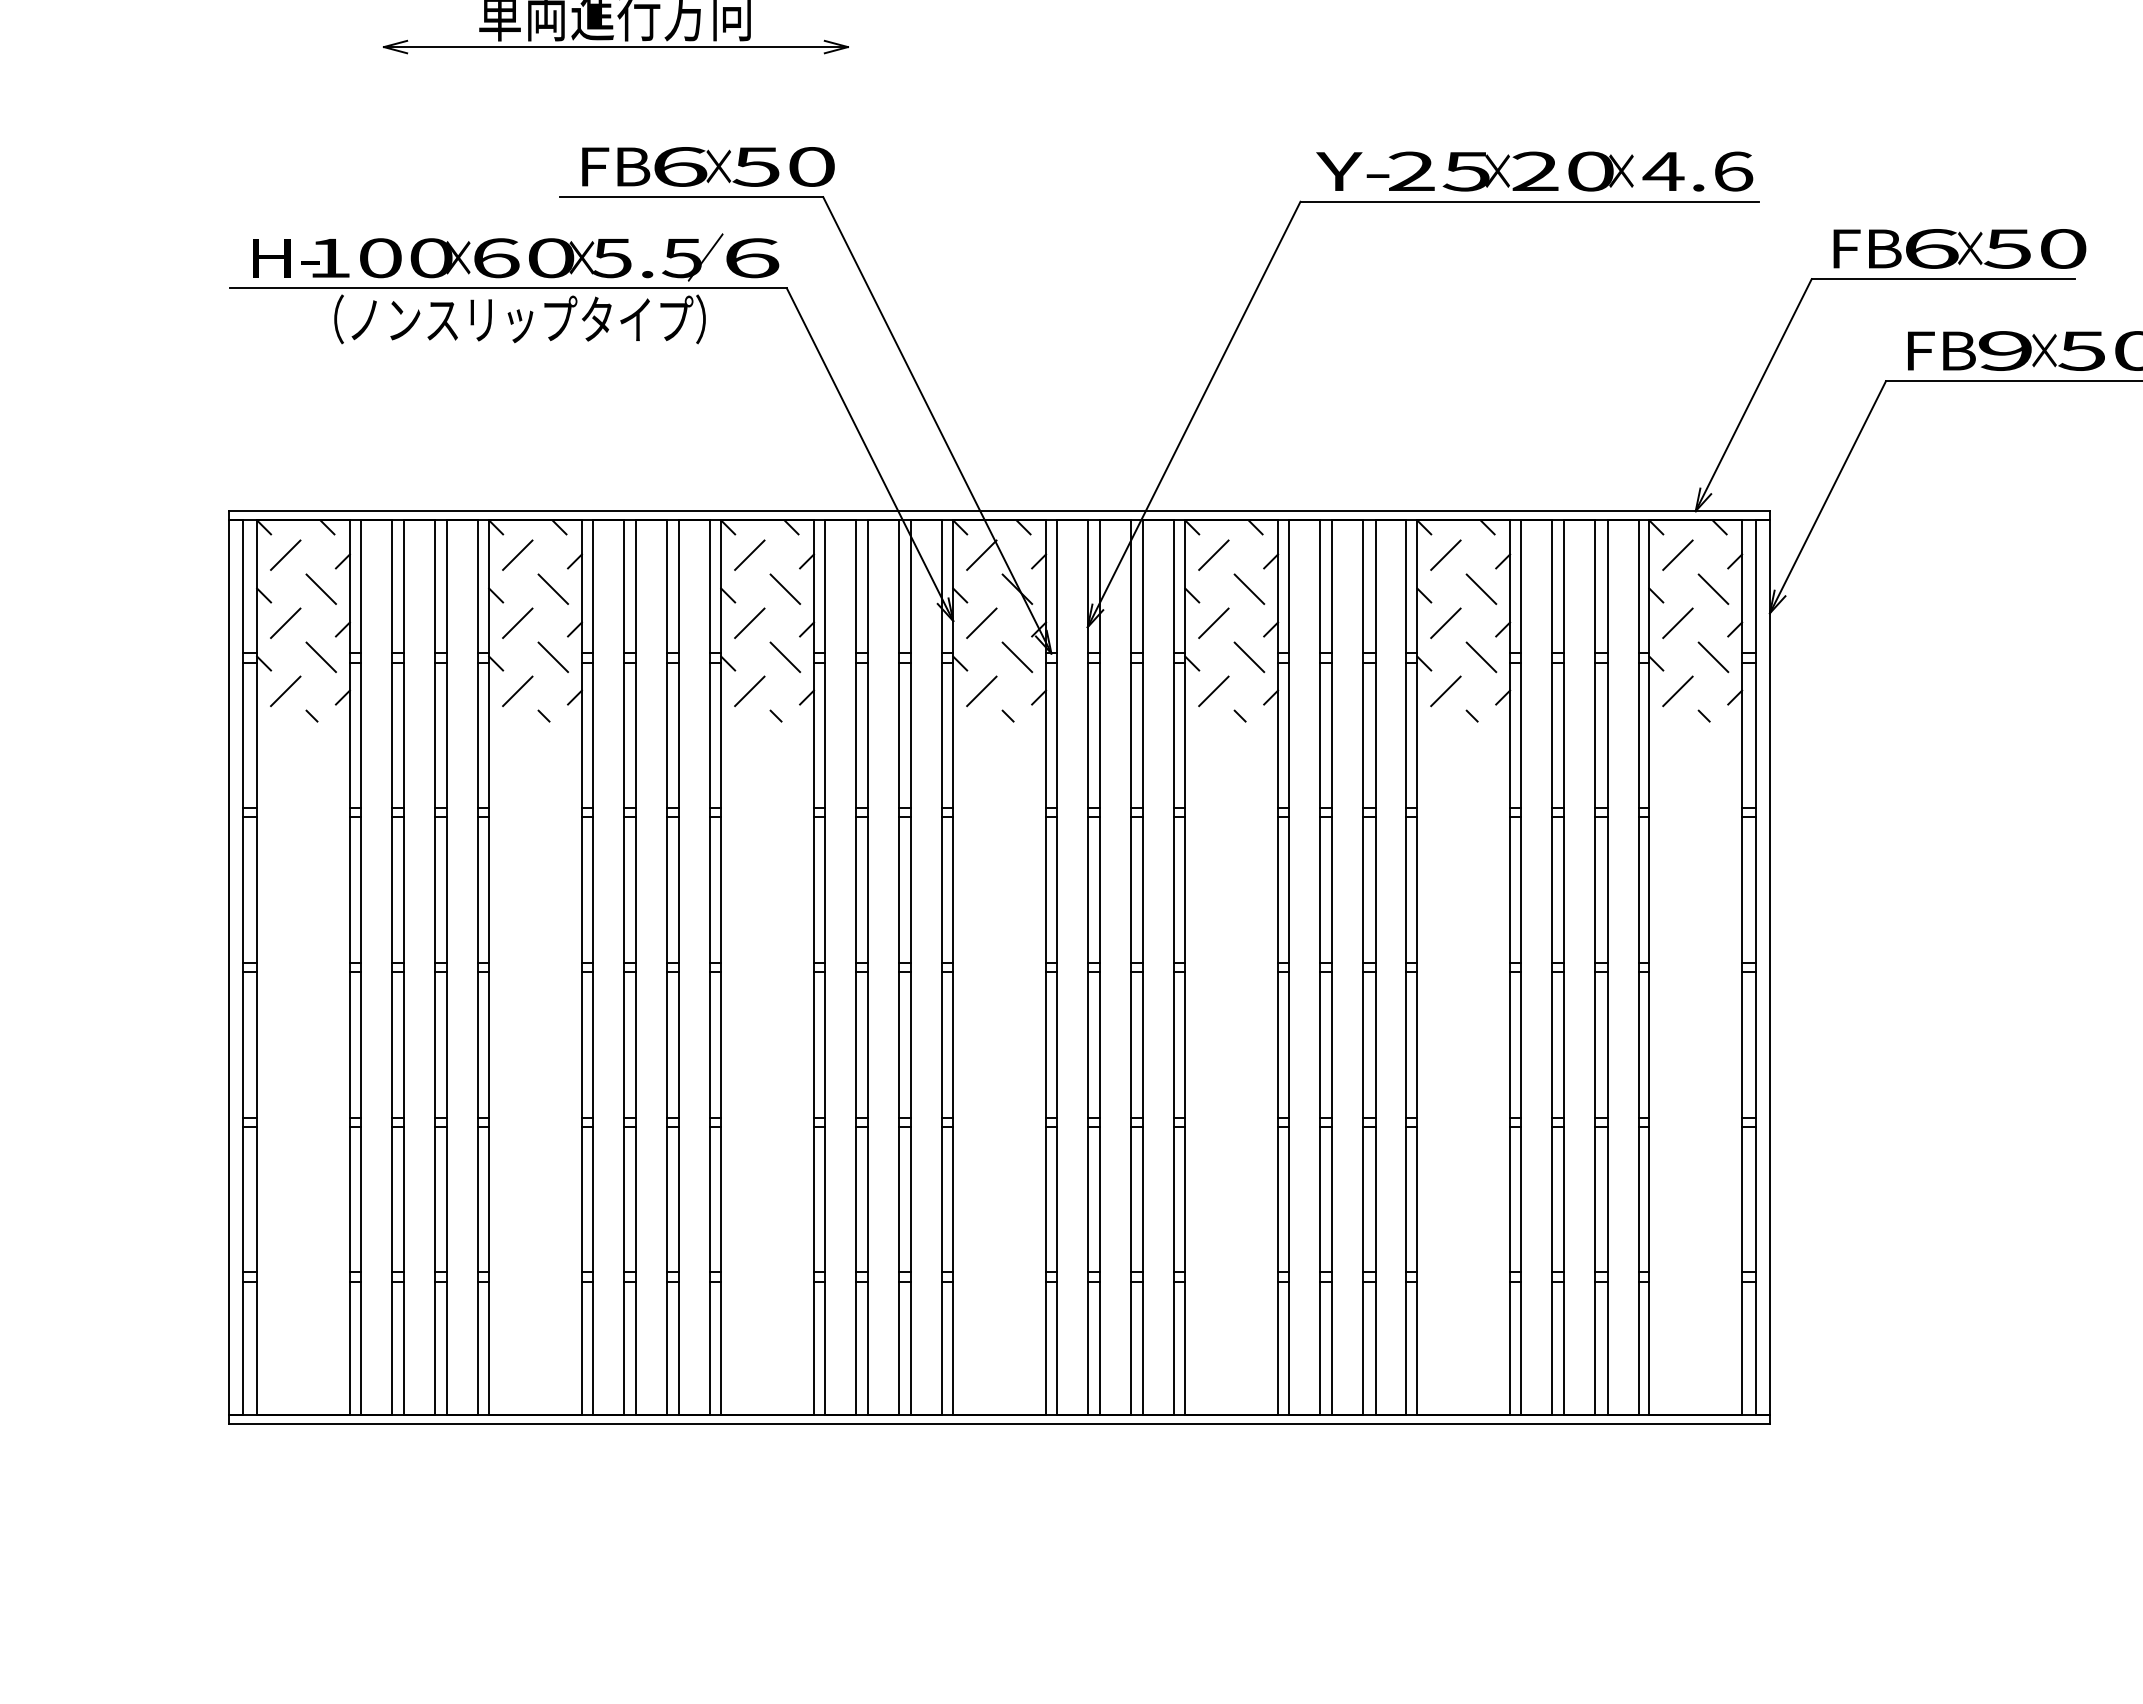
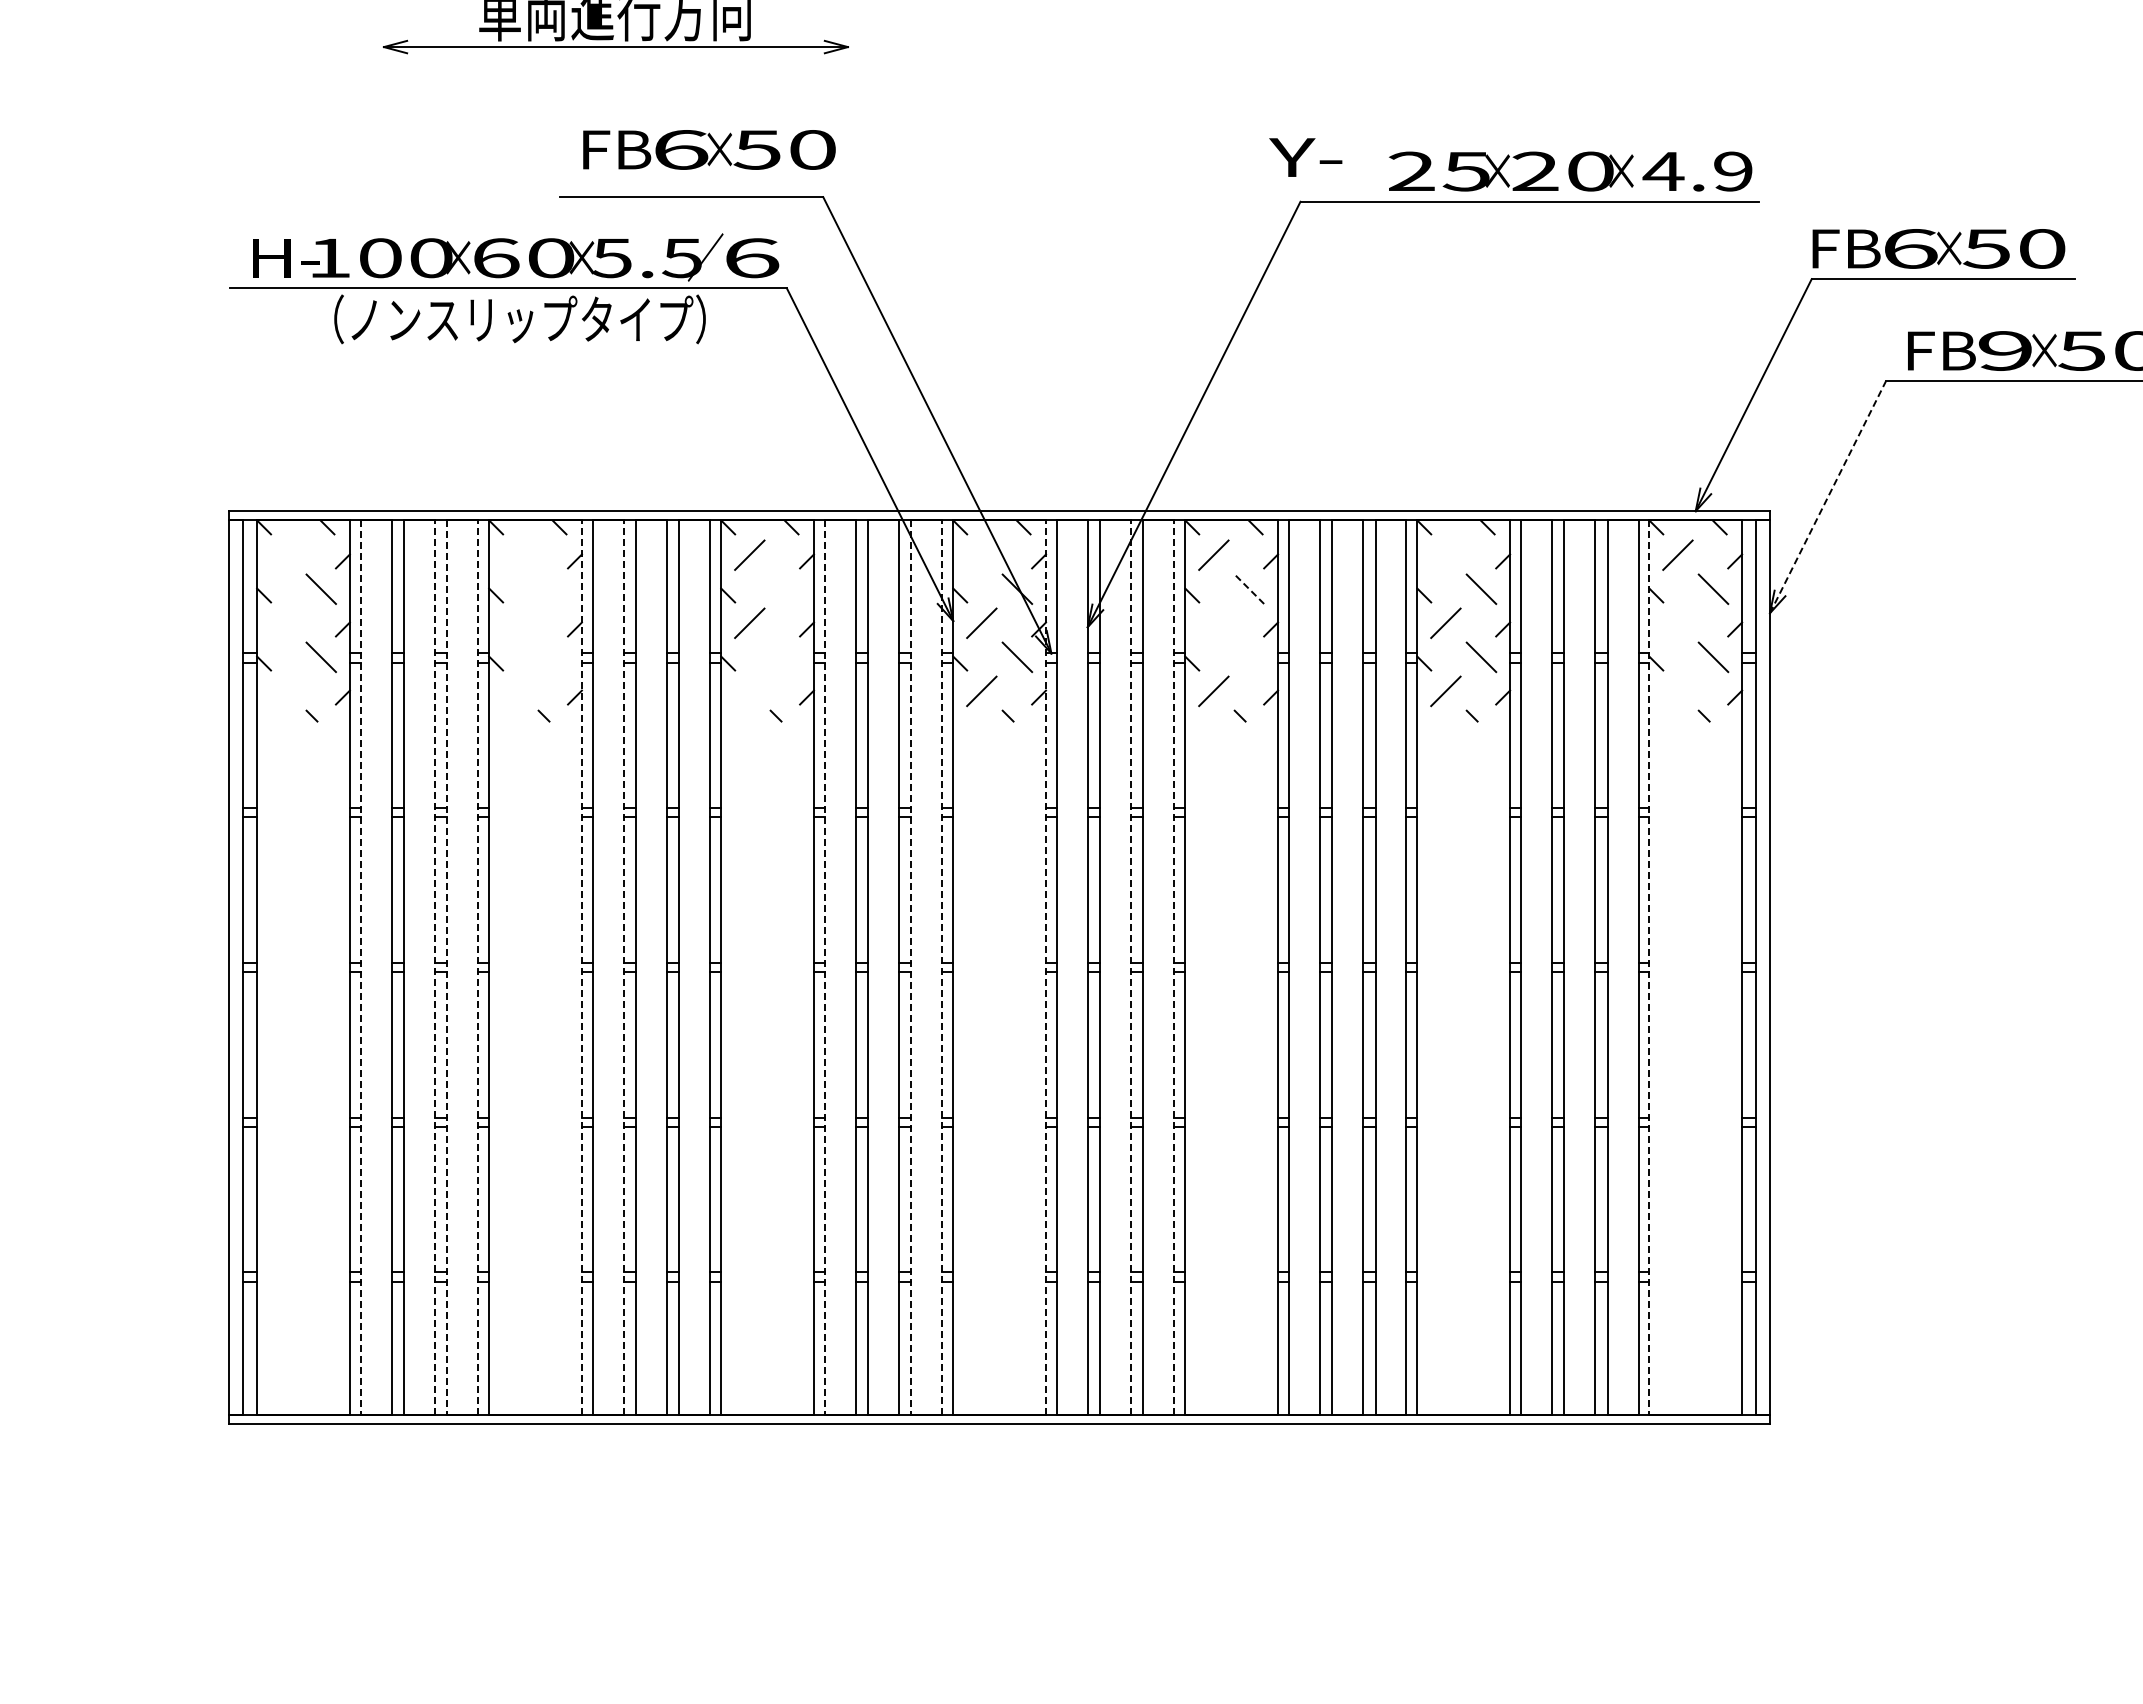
text position: (708, 166) -> (709, 149) (709, 149)
text position: (1352, 171) -> (1305, 157) (1305, 157)
text: 4.6 -> 4.9 (1733, 171)
text position: (1959, 248) -> (1938, 248) (1938, 248)
line: solid -> dashed (1827, 497)
line: present -> none (285, 554)
line: present -> none (517, 554)
line: present -> none (981, 554)
line: present -> none (1445, 554)
line: present -> none (553, 588)
line: present -> none (785, 588)
line: solid -> dashed (1249, 589)
line: present -> none (285, 623)
line: present -> none (517, 623)
line: present -> none (1213, 623)
line: present -> none (1677, 623)
line: present -> none (553, 657)
line: present -> none (785, 657)
line: present -> none (1249, 657)
line: present -> none (285, 690)
line: present -> none (517, 691)
line: present -> none (749, 691)
line: present -> none (1677, 691)
line: solid -> dashed (434, 967)
line: solid -> dashed (478, 967)
line: solid -> dashed (581, 967)
line: solid -> dashed (623, 967)
line: solid -> dashed (942, 967)
line: solid -> dashed (1046, 967)
line: solid -> dashed (1131, 967)
line: solid -> dashed (1174, 967)
line: solid -> dashed (360, 968)
line: solid -> dashed (447, 968)
line: solid -> dashed (824, 968)
line: solid -> dashed (911, 968)
line: solid -> dashed (1649, 968)
